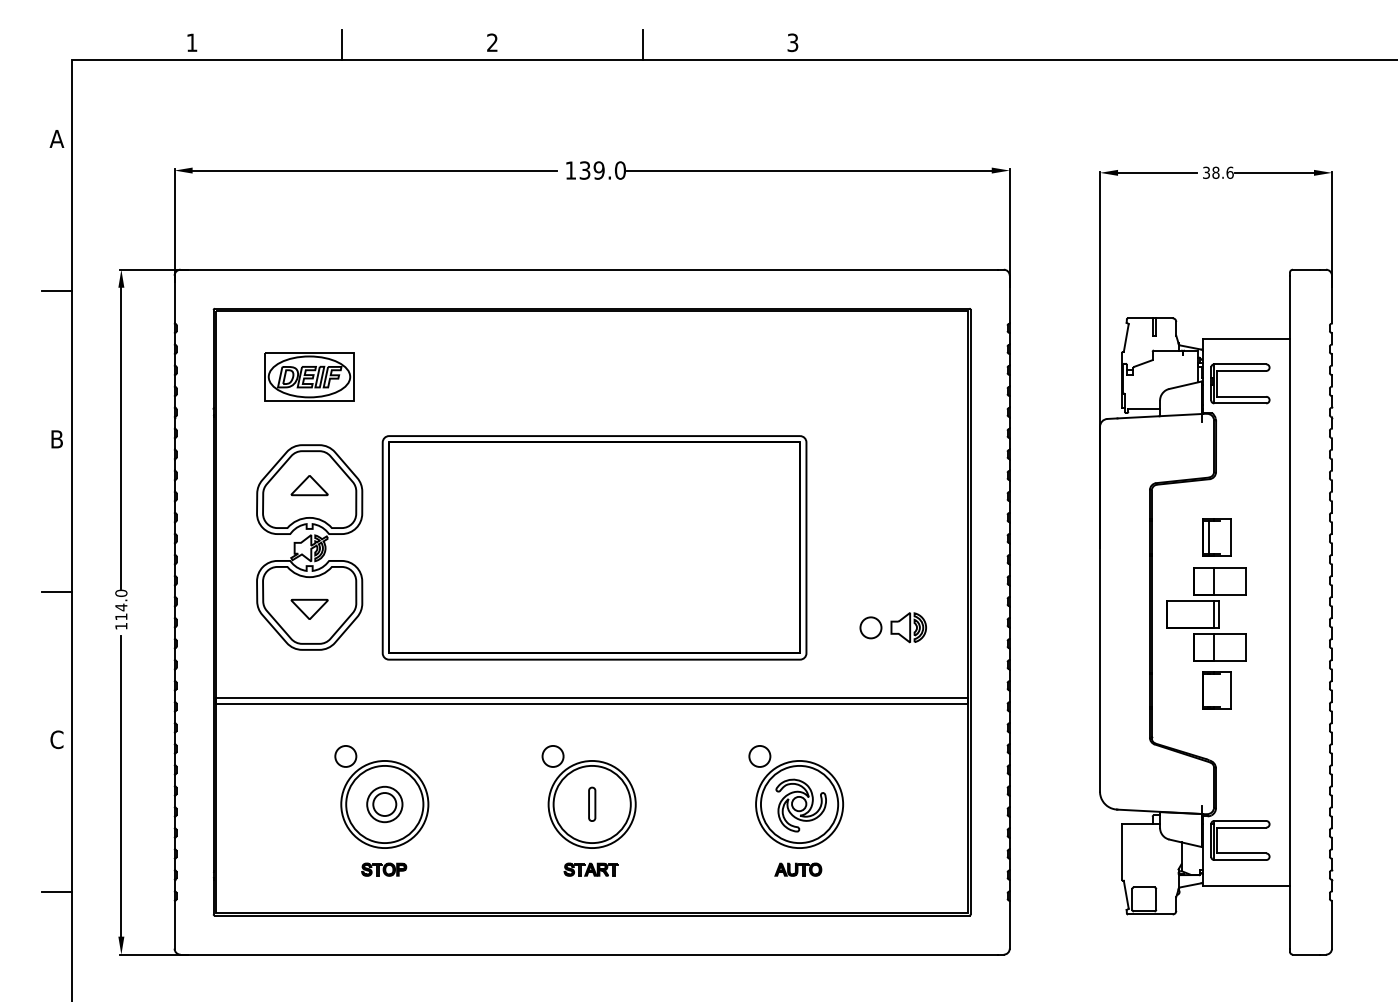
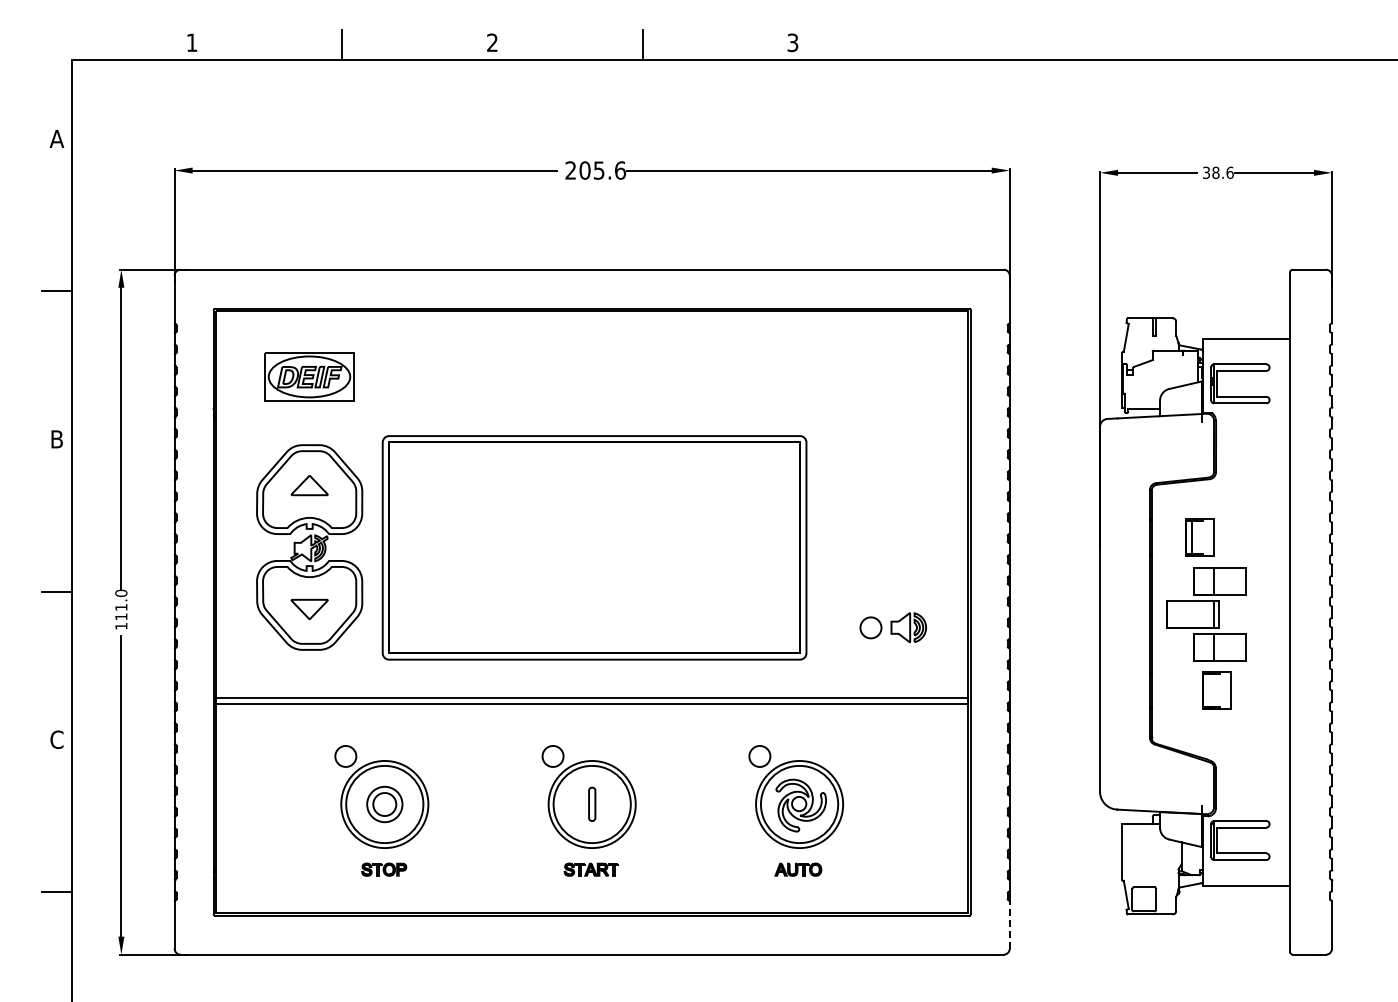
text: 139.0 -> 205.6 (595, 170)
part position: (1216, 537) -> (1199, 537) (1199, 537)
text: 114.0 -> 111.0 (121, 607)
line: solid -> dashed (1009, 924)
